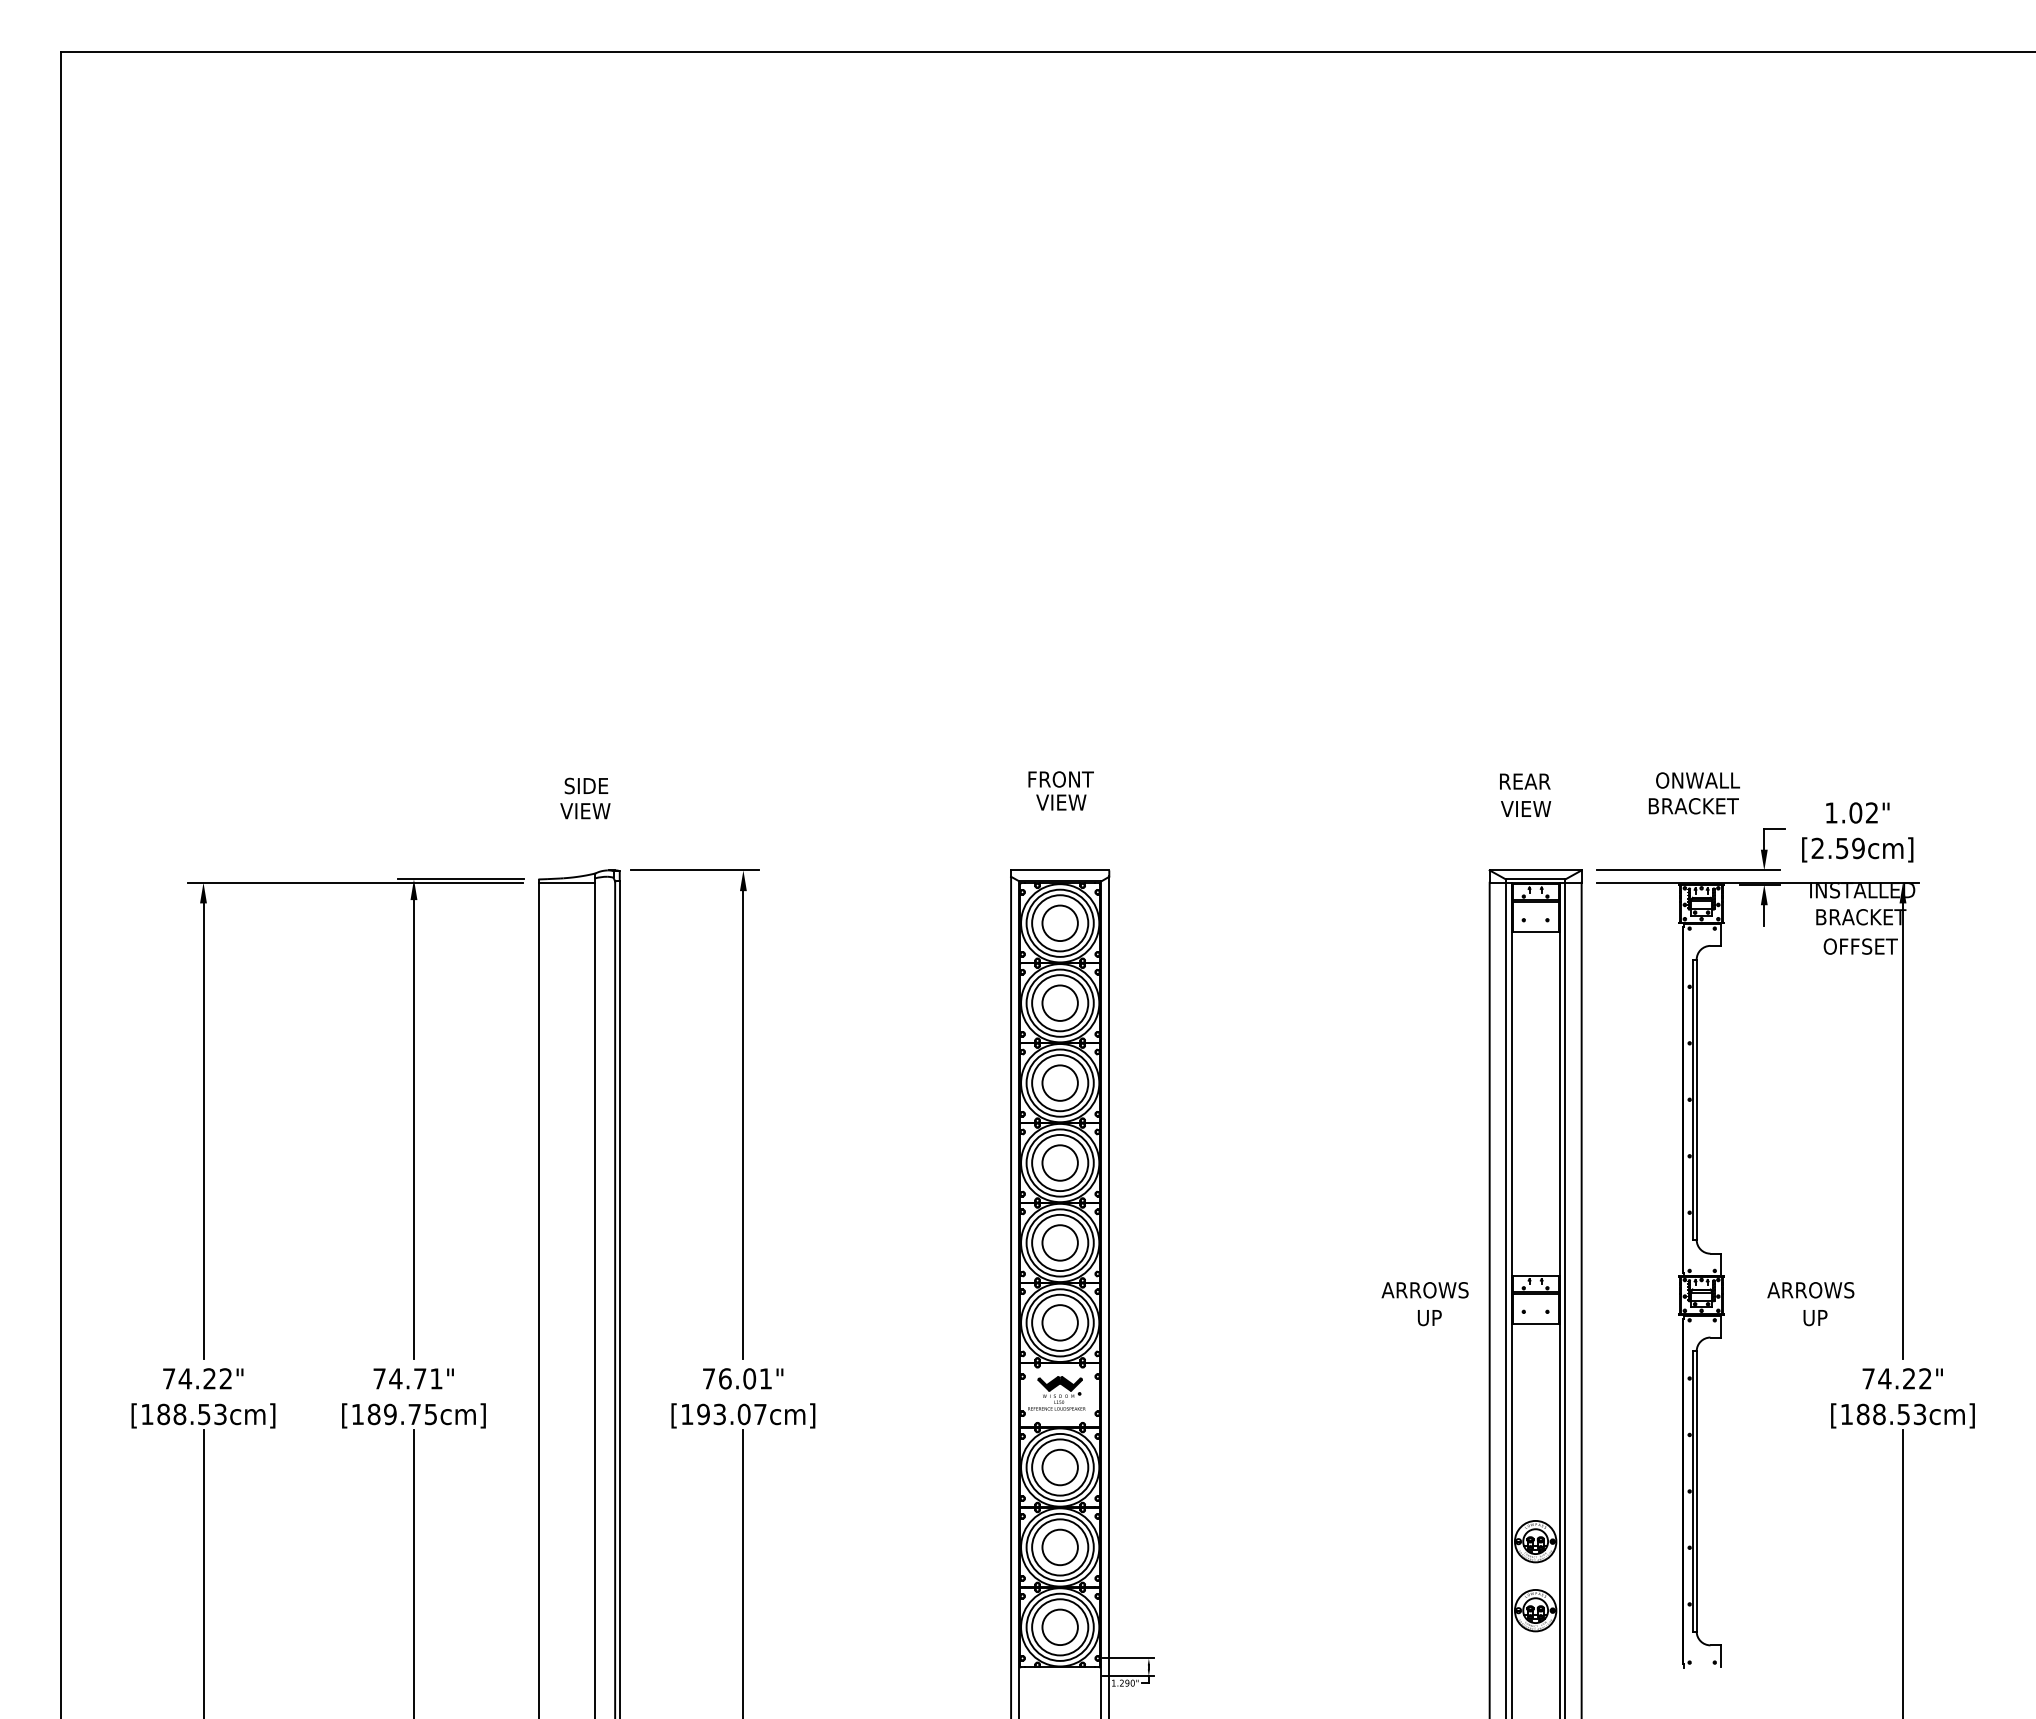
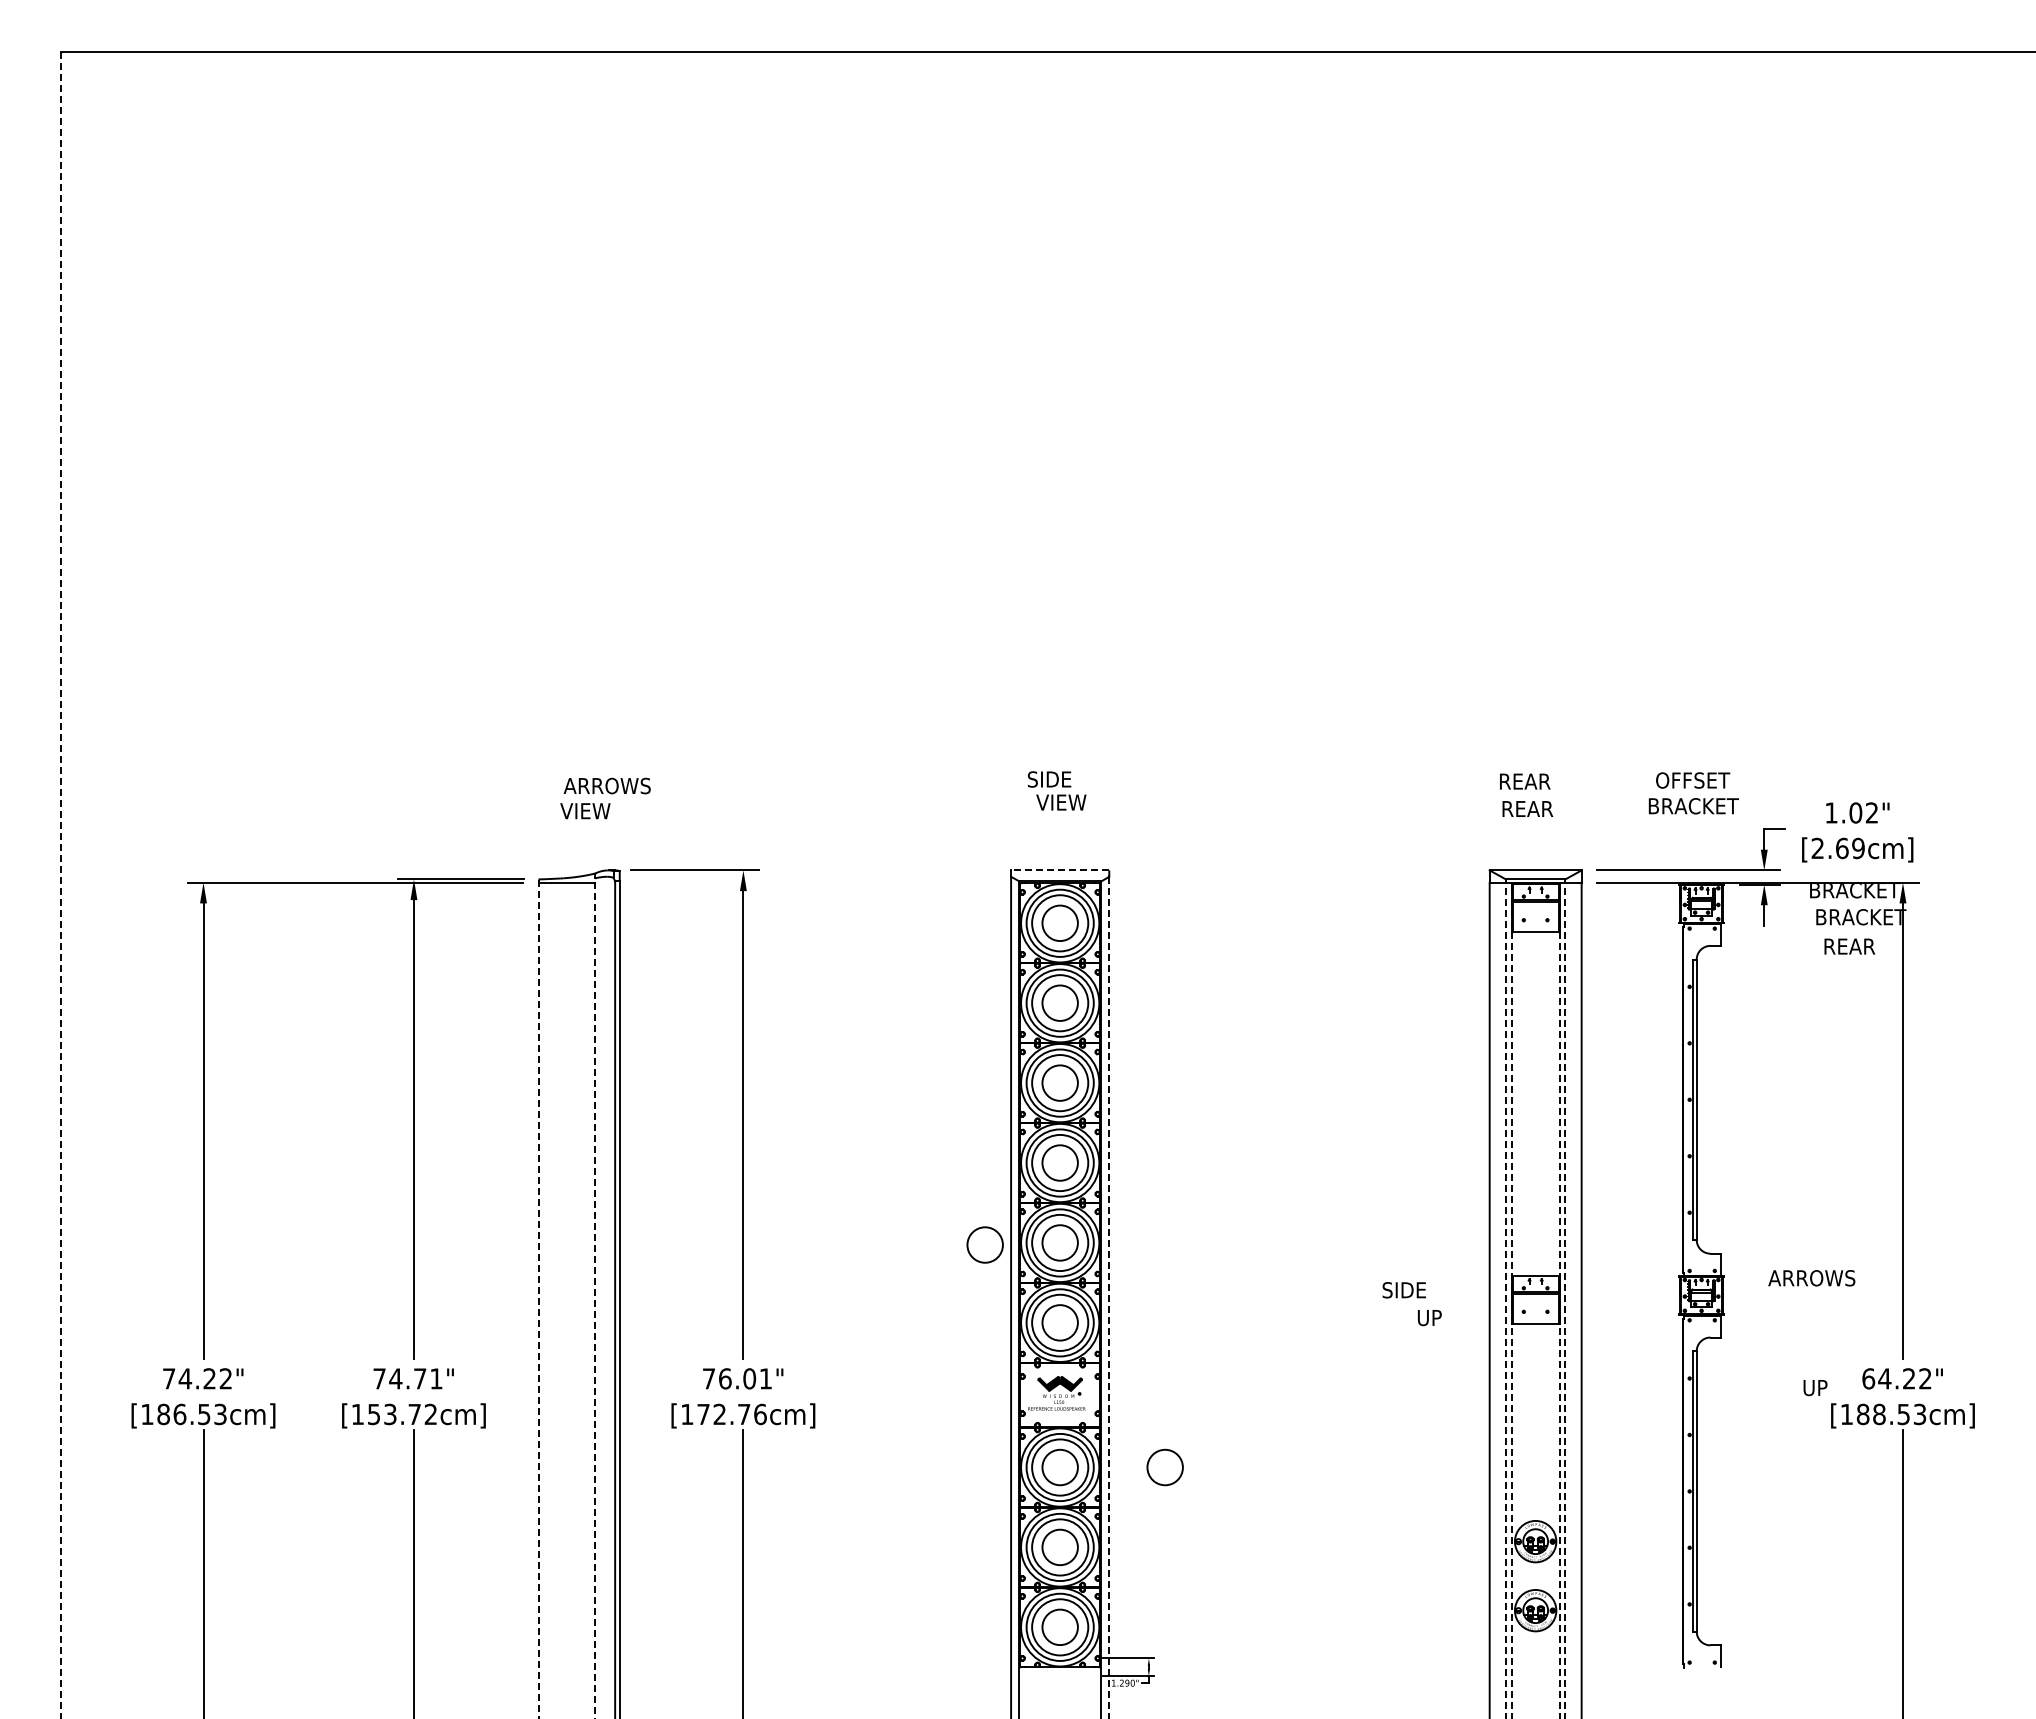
text: FRONT -> SIDE (1060, 779)
text: ONWALL -> OFFSET (1707, 780)
text: SIDE -> ARROWS (606, 785)
text: VIEW -> REAR (1527, 808)
text: [2.59cm] -> [2.69cm] (1842, 848)
line: solid -> dashed (1059, 870)
line: solid -> dashed (61, 885)
text: INSTALLED -> BRACKET (1863, 891)
text: OFFSET -> REAR (1860, 946)
circle: none -> present (984, 1244)
text: ARROWS -> SIDE (1424, 1290)
text position: (1810, 1290) -> (1811, 1278) (1811, 1278)
line: solid -> dashed (1109, 1297)
line: solid -> dashed (538, 1298)
line: solid -> dashed (595, 1298)
line: solid -> dashed (1505, 1300)
line: solid -> dashed (1511, 1300)
line: solid -> dashed (1559, 1300)
line: solid -> dashed (1565, 1300)
text position: (1815, 1318) -> (1815, 1388) (1815, 1388)
text: 74.22" -> 64.22" (1868, 1378)
text: [188.53cm] -> [186.53cm] (179, 1413)
text: [189.75cm] -> [153.72cm] (401, 1414)
text: [193.07cm] -> [172.76cm] (731, 1414)
circle: none -> present (1164, 1467)
